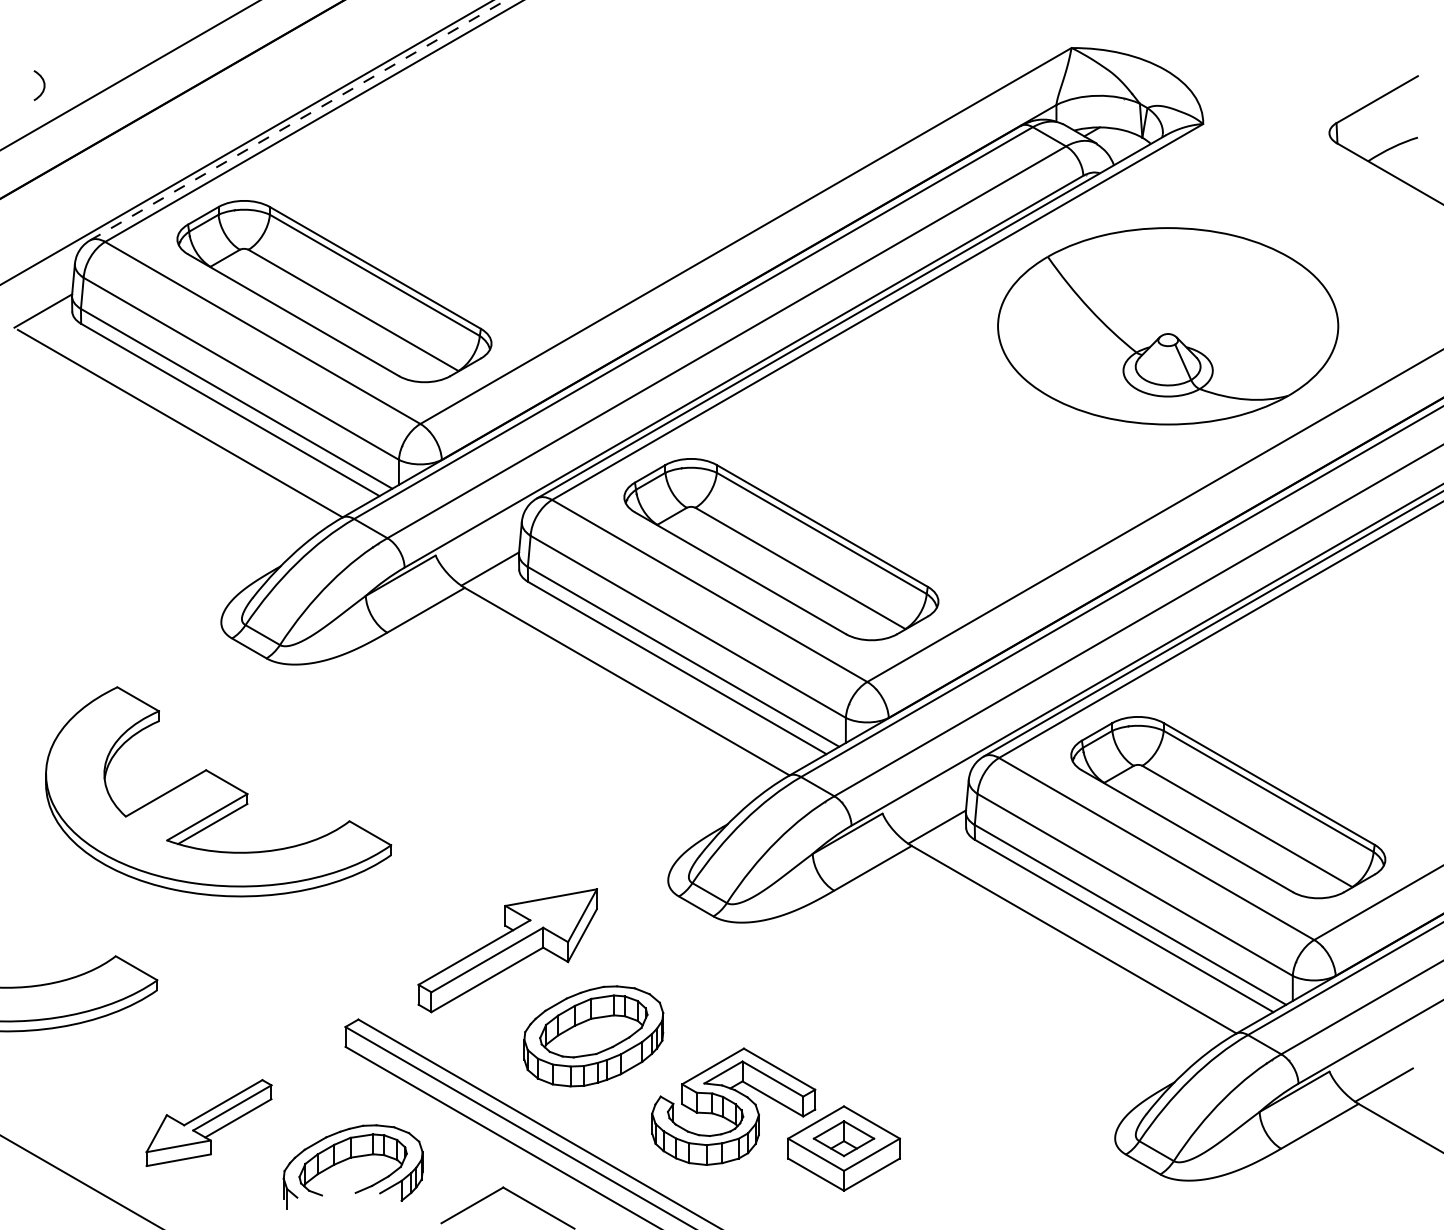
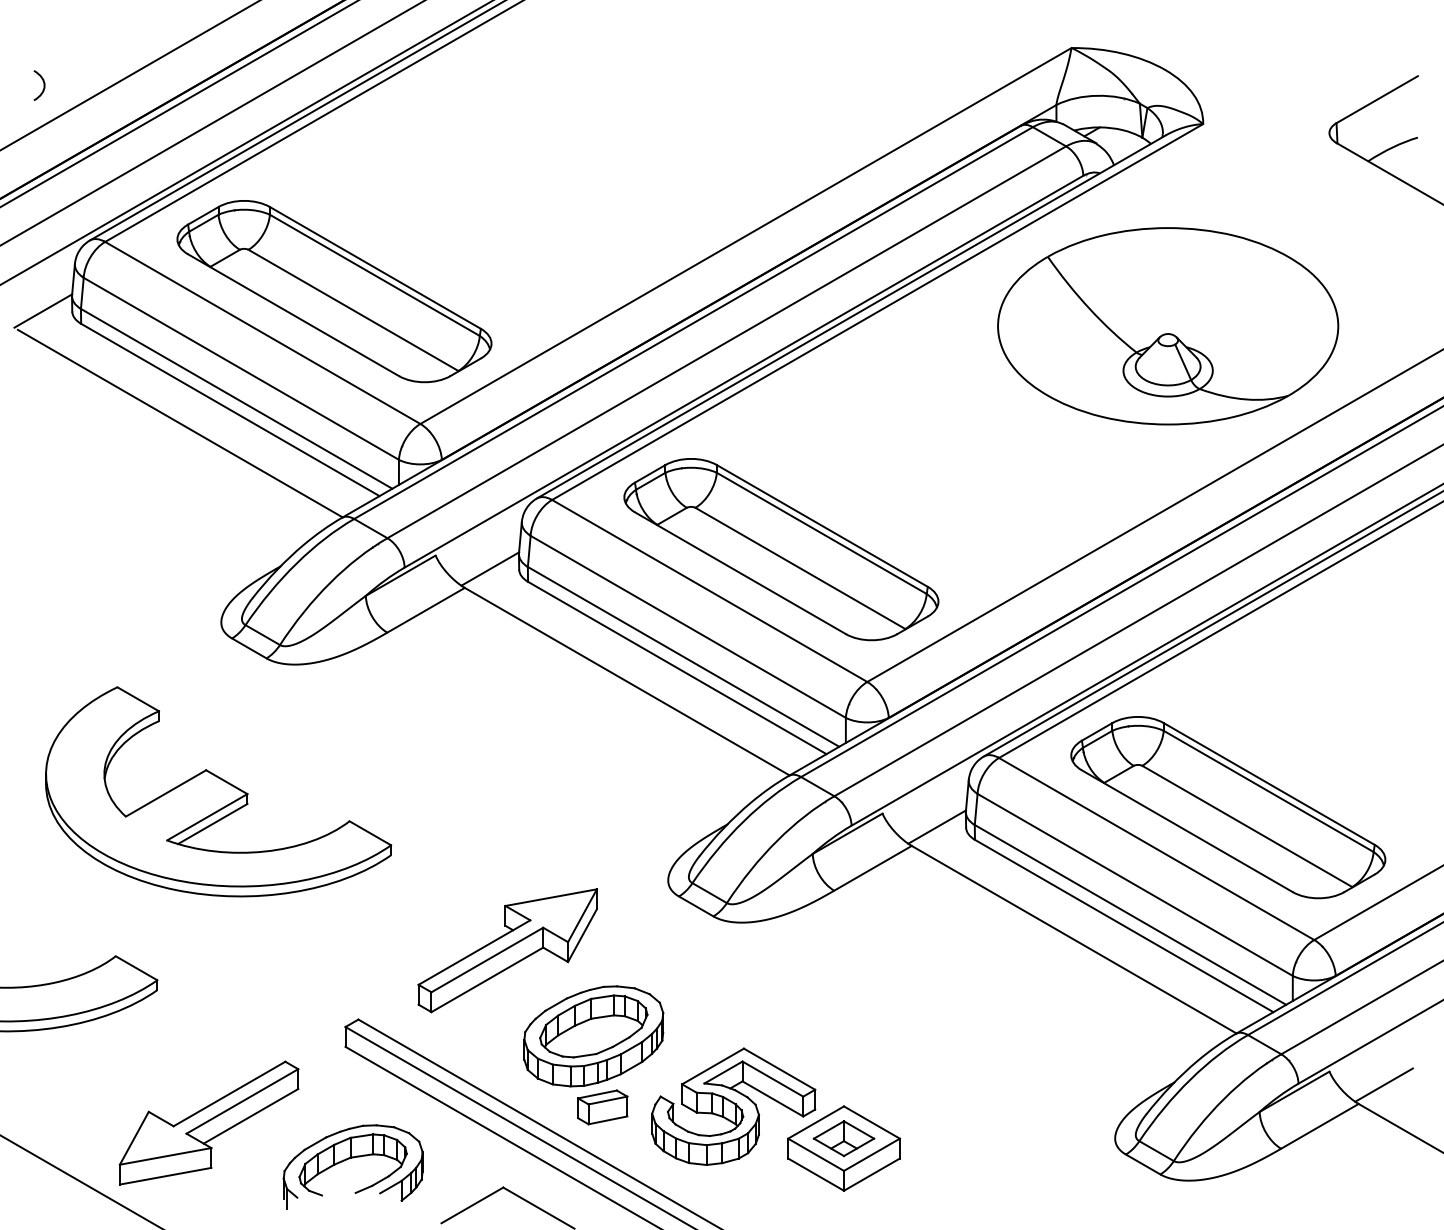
line: none -> present (178, 103)
line: dashed -> solid (297, 120)
line: none -> present (211, 123)
part: none -> present (602, 1107)
part size: 128x88 px -> 182x126 px (208, 1122)
